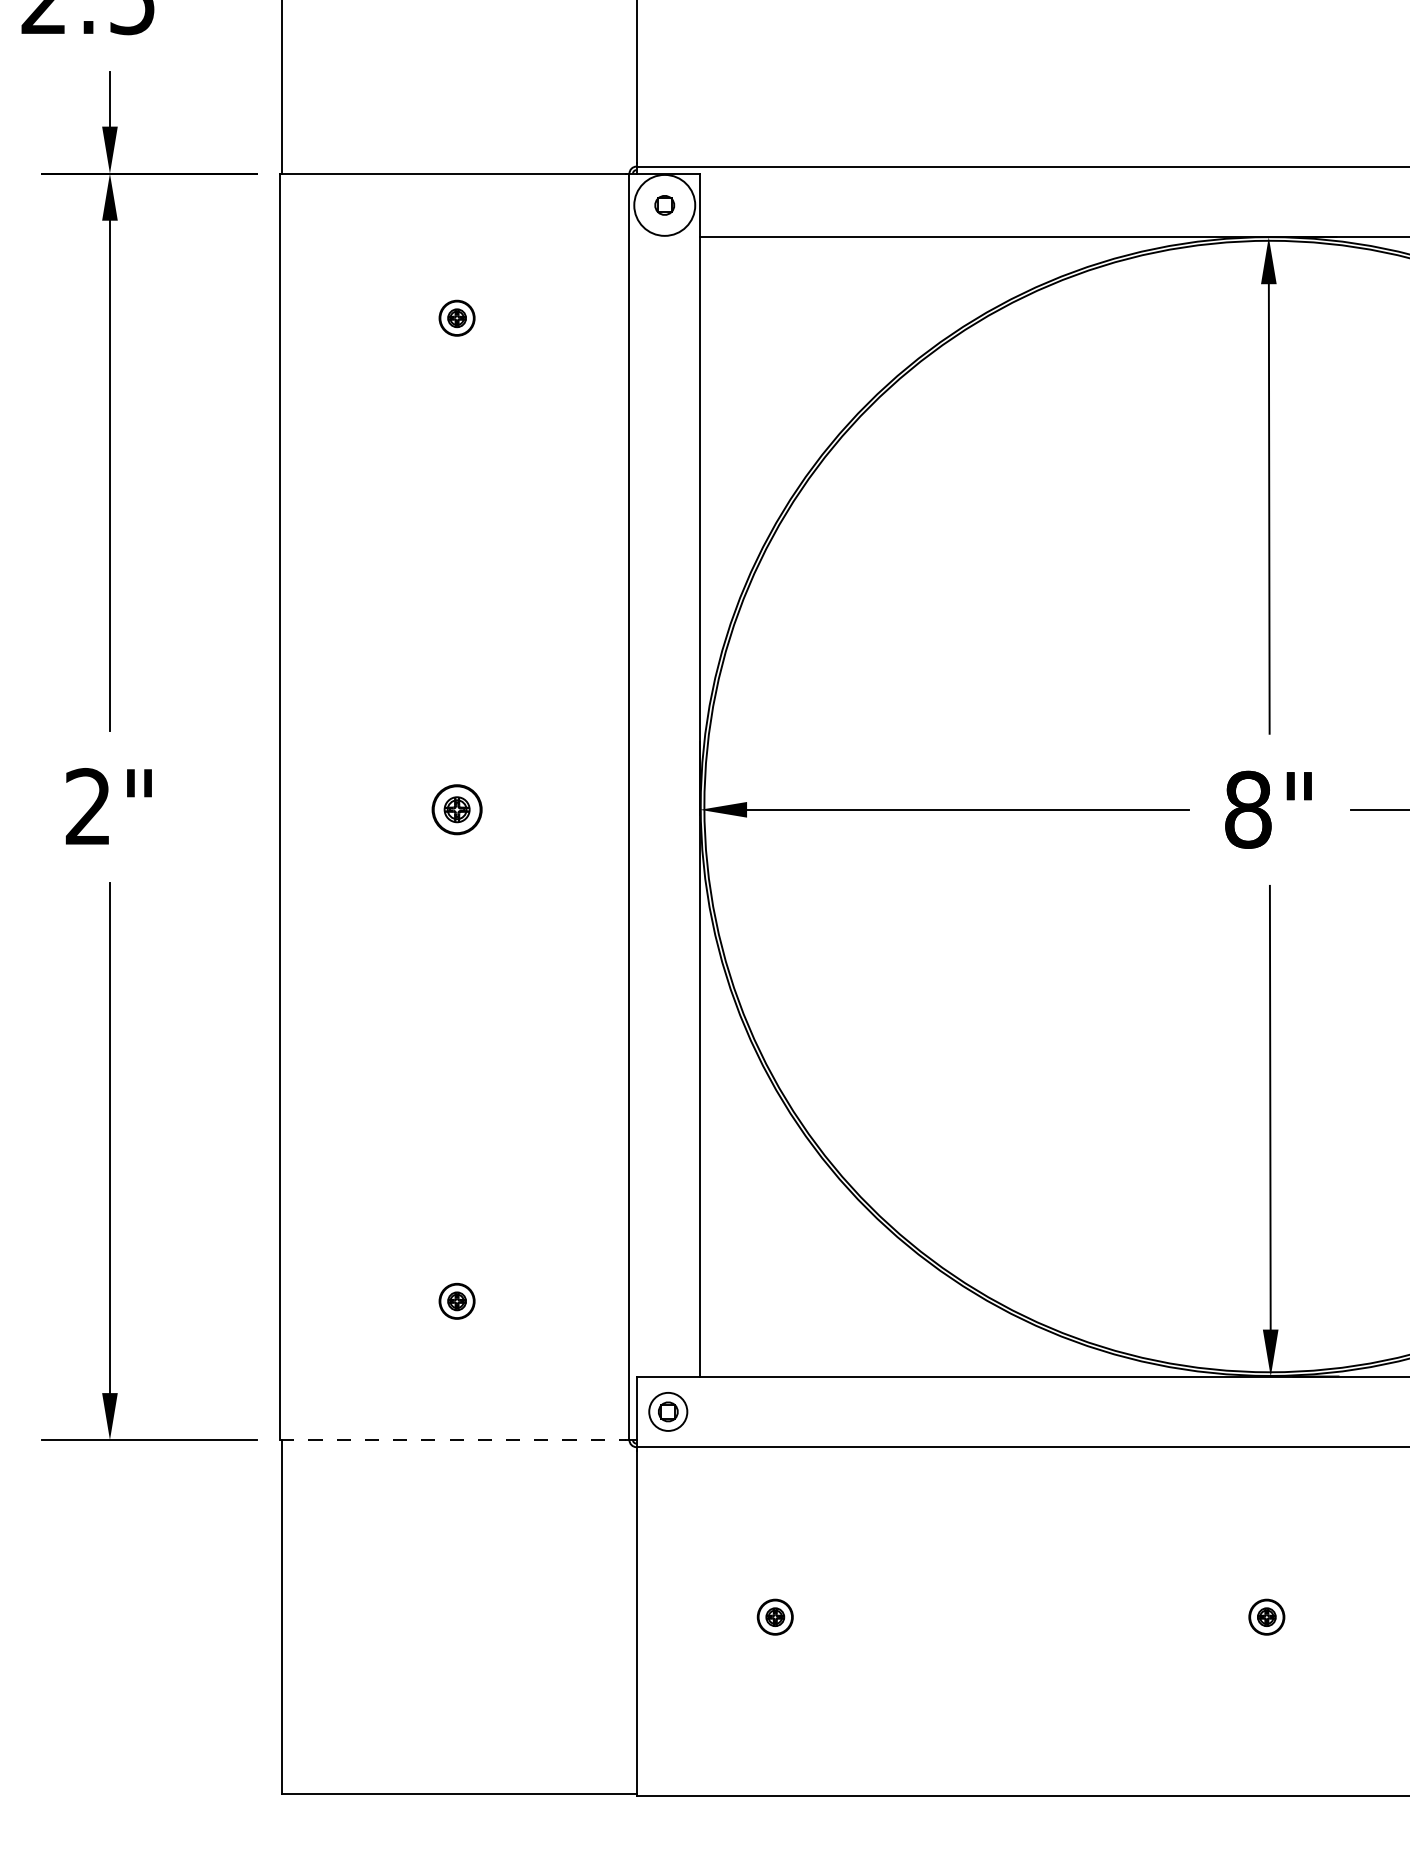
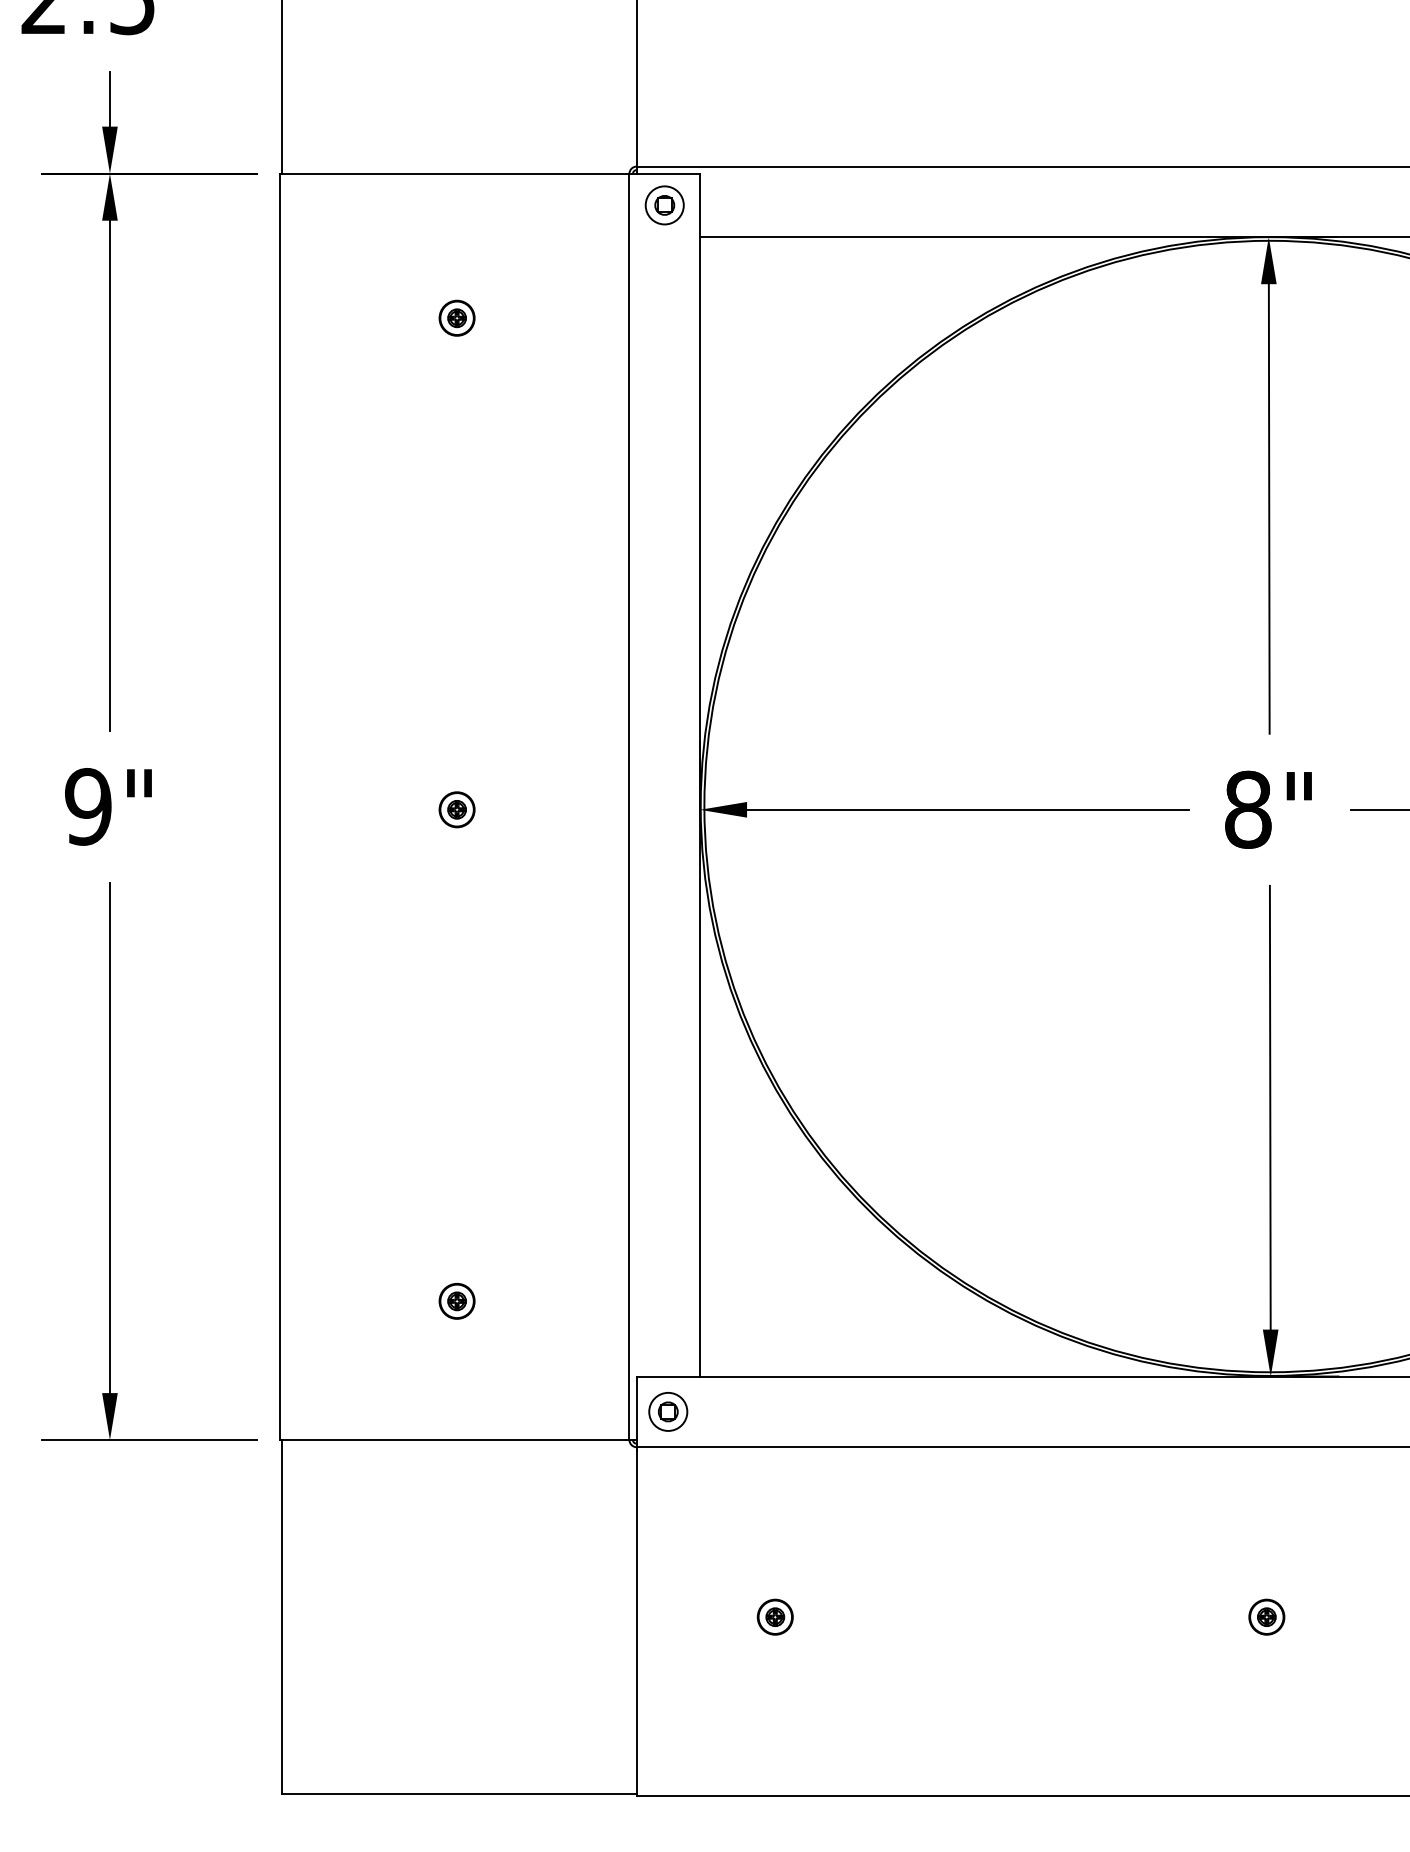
circle diameter: 61 px -> 38 px (664, 205)
text: 2" -> 9" (88, 806)
part size: 52x52 px -> 38x38 px (456, 809)
line: dashed -> solid (453, 1440)
